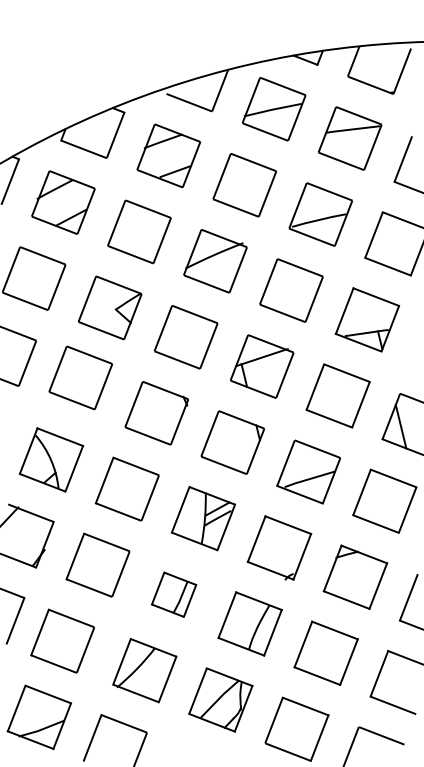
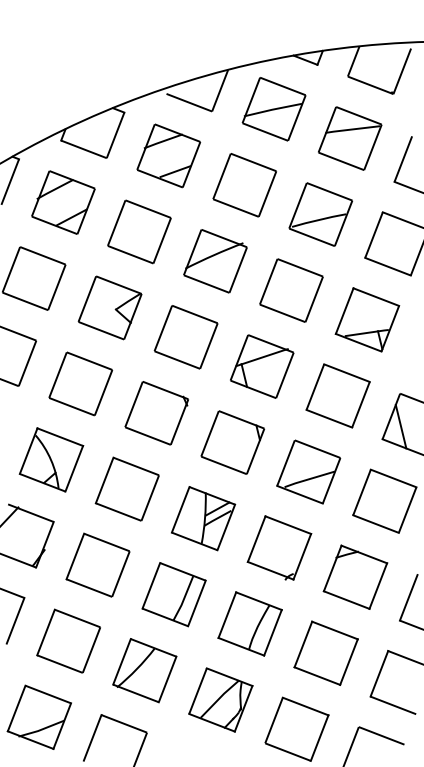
part position: (80, 377) -> (80, 383) (80, 383)
part size: 47x47 px -> 66x66 px (173, 594)
part position: (62, 640) -> (68, 640) (68, 640)
